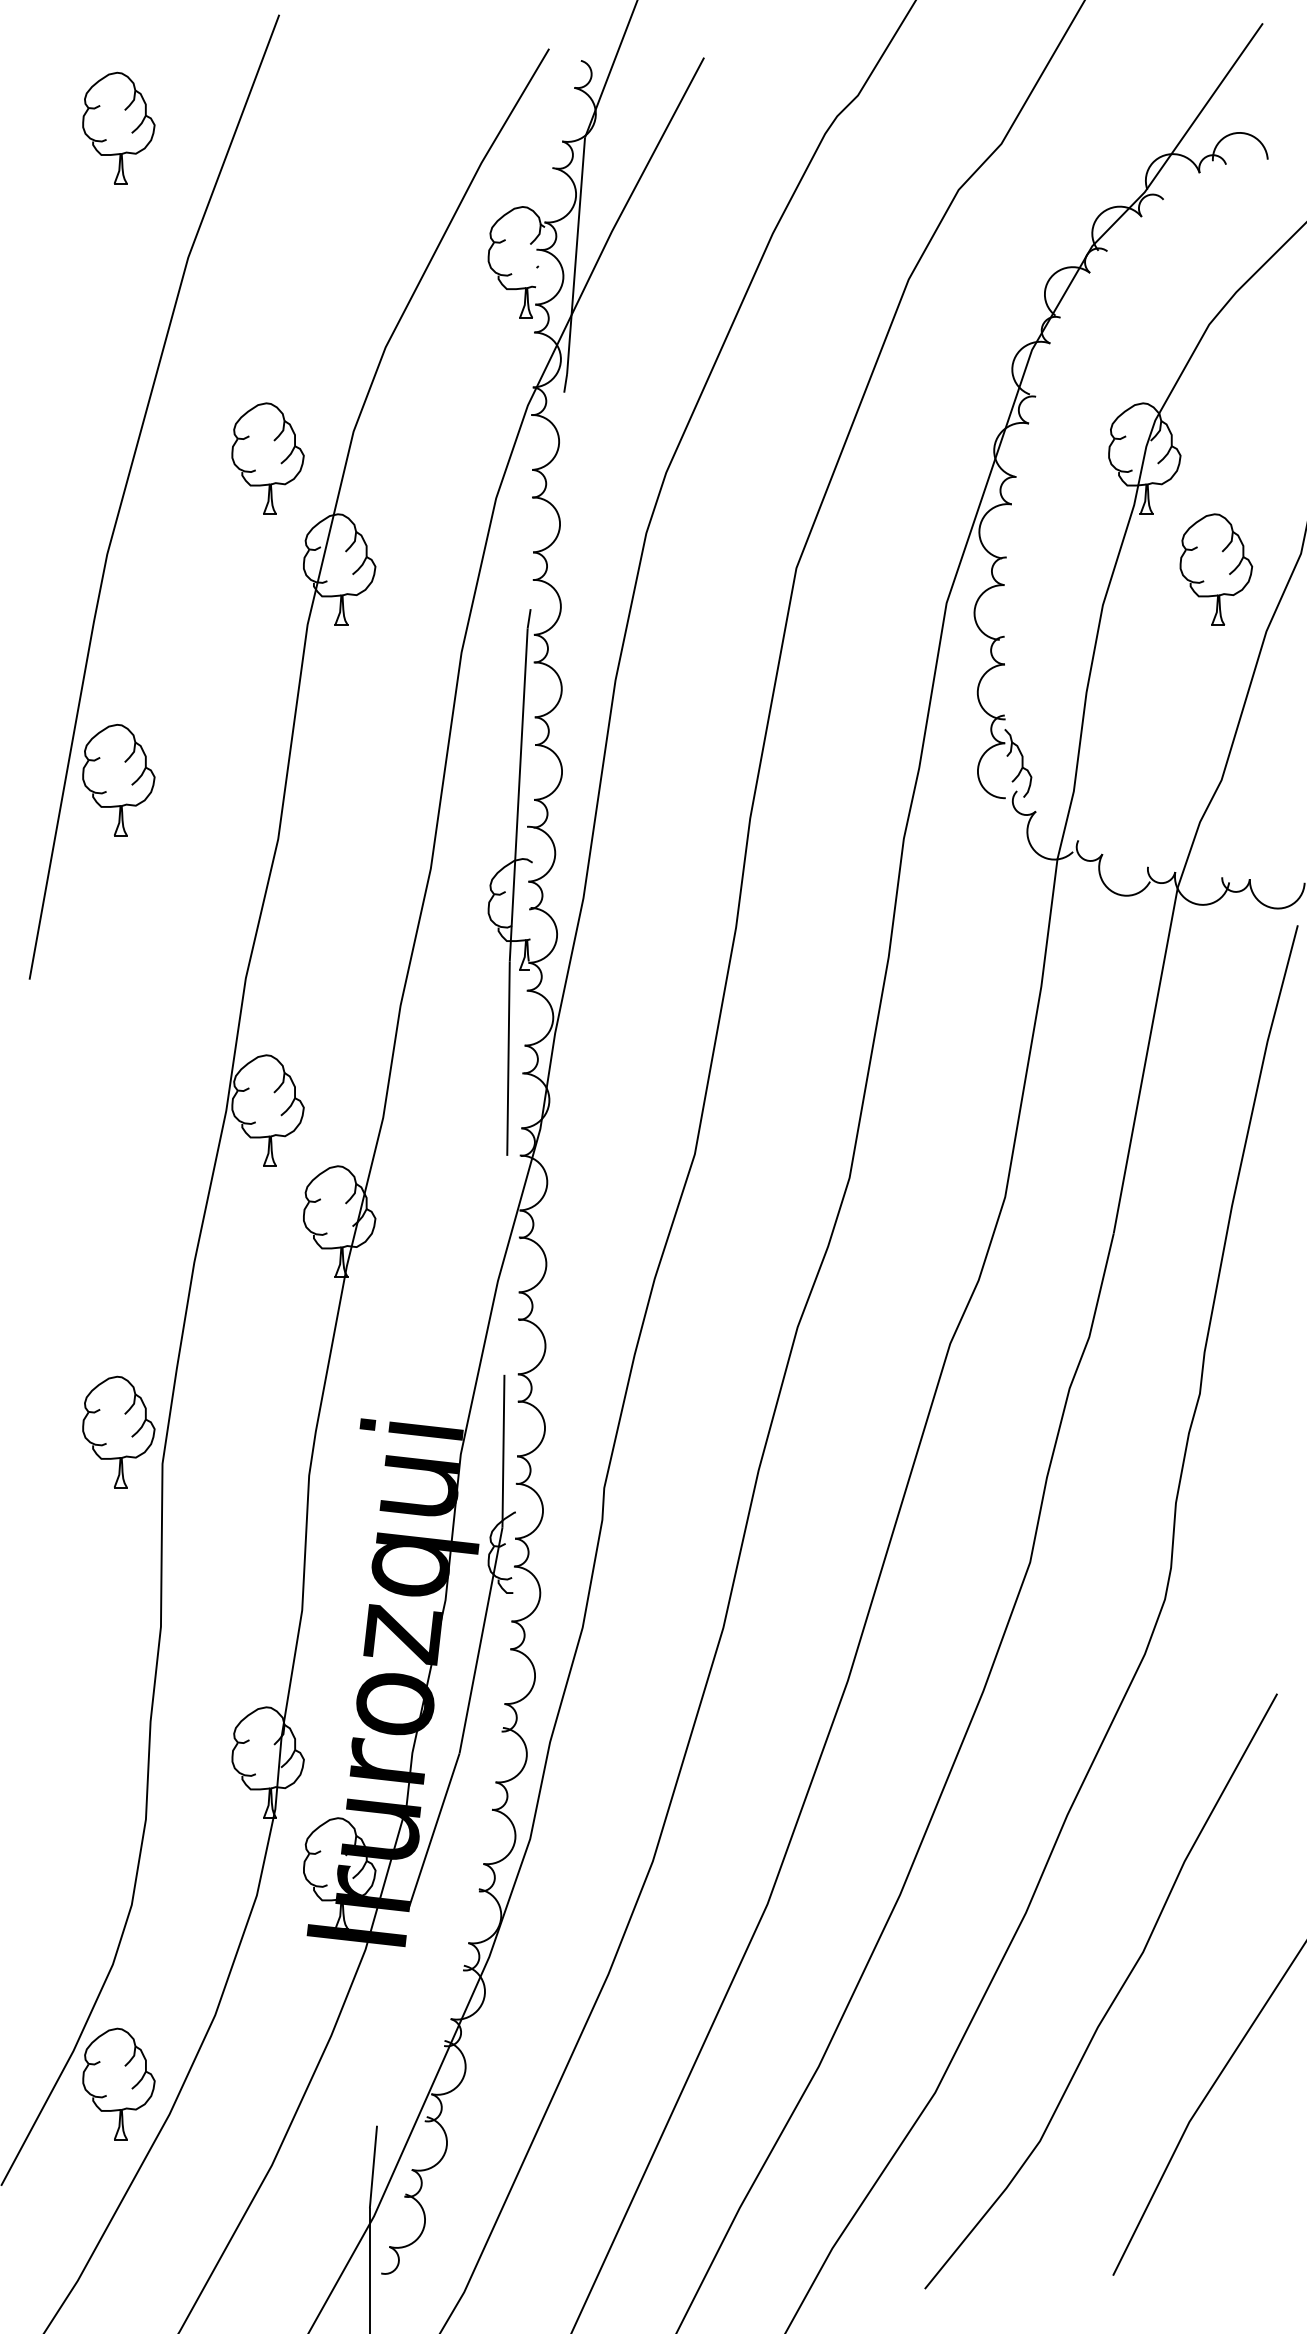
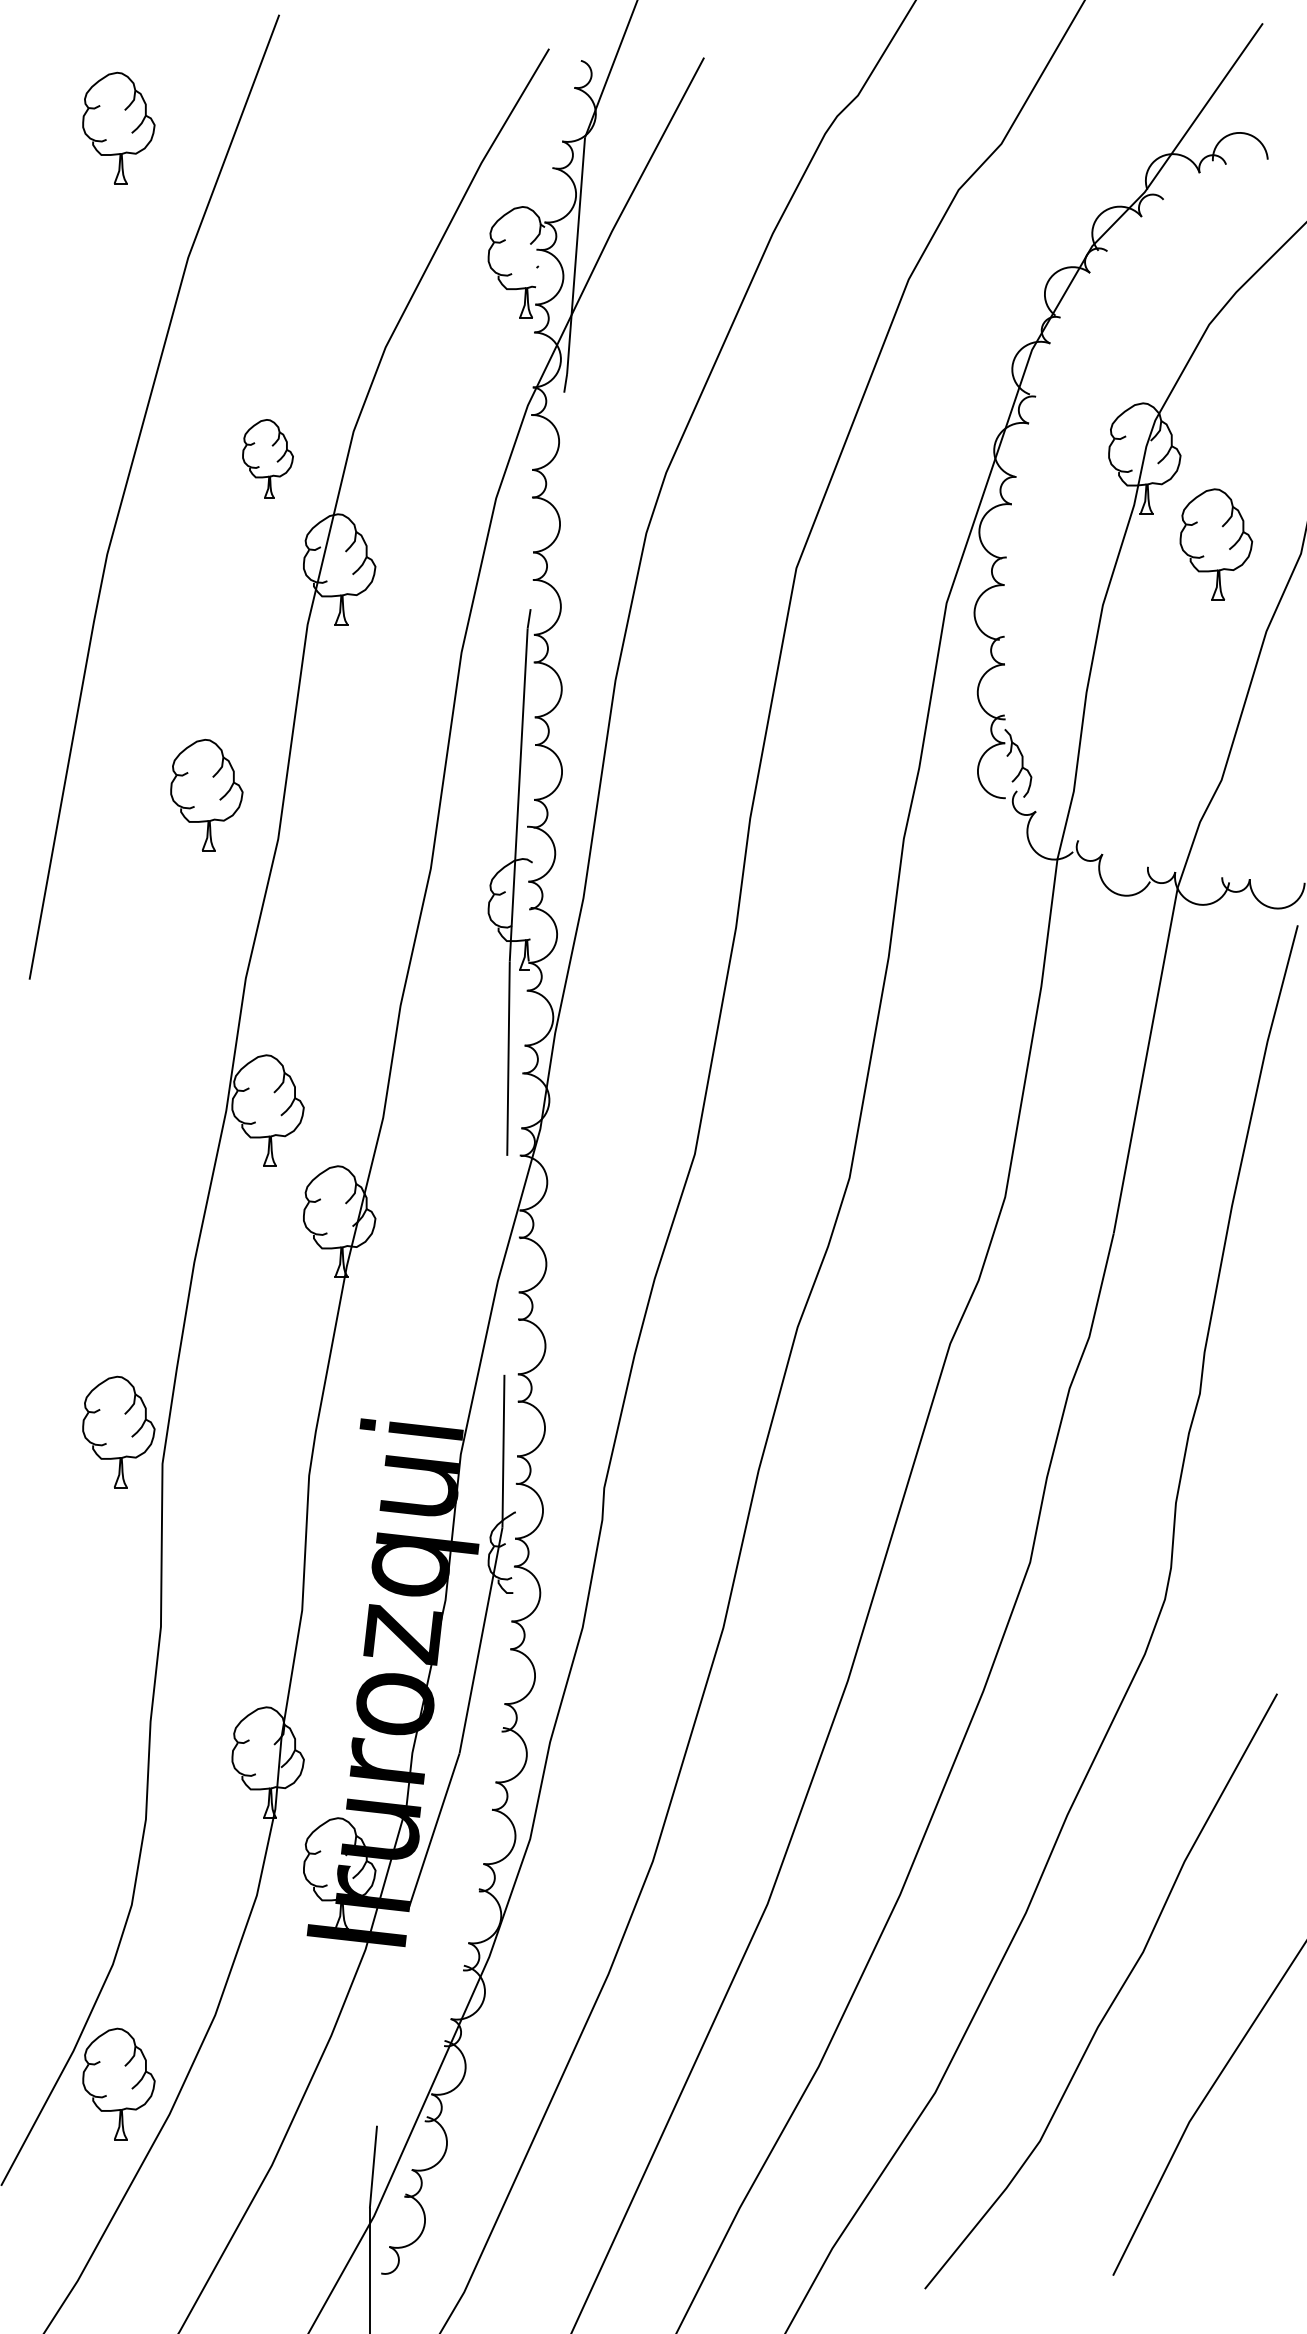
part size: 74x113 px -> 52x80 px (267, 458)
part position: (1216, 569) -> (1216, 544) (1216, 544)
part position: (118, 780) -> (206, 795) (206, 795)
